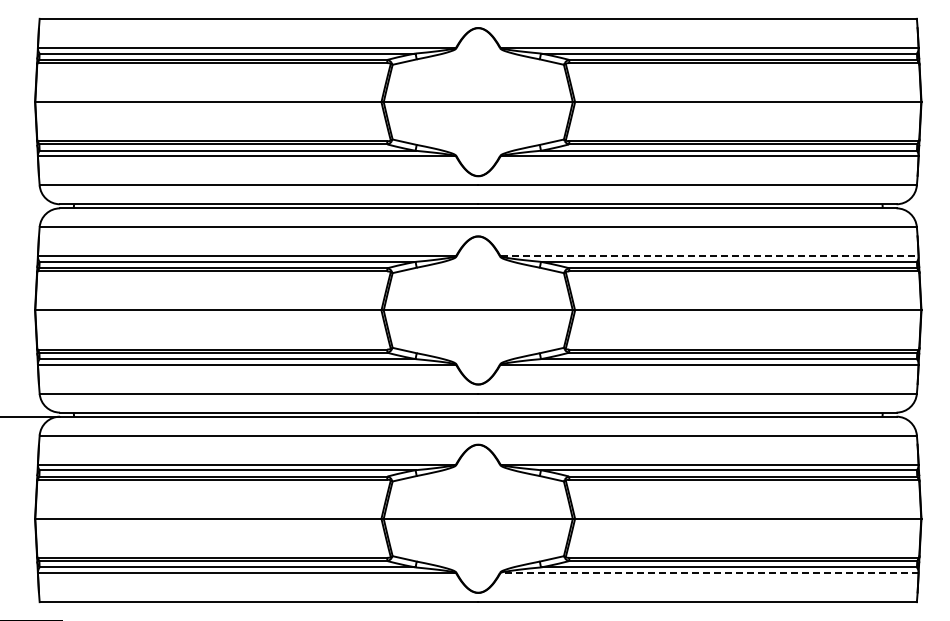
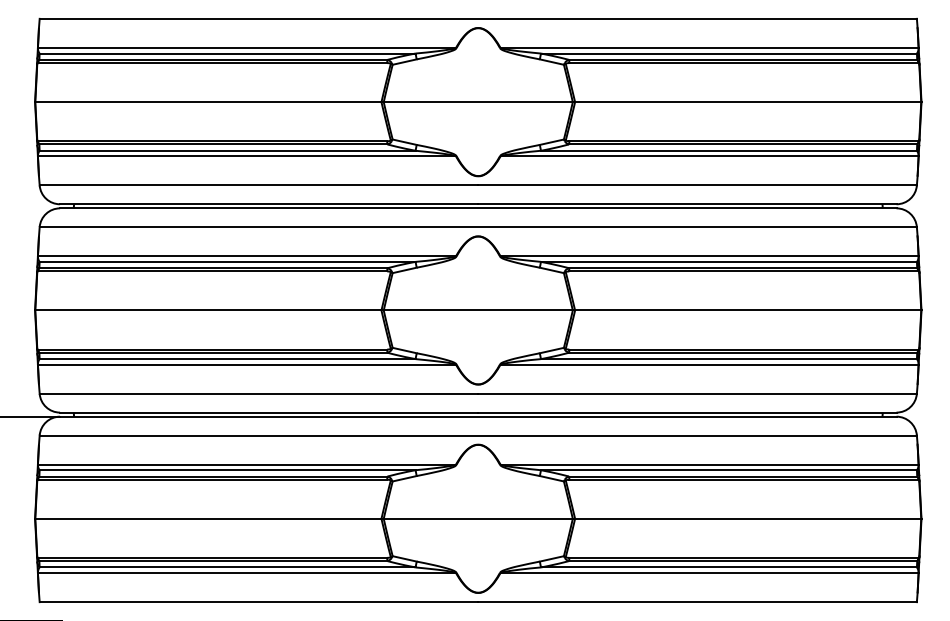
line: dashed -> solid (710, 256)
line: dashed -> solid (709, 573)
